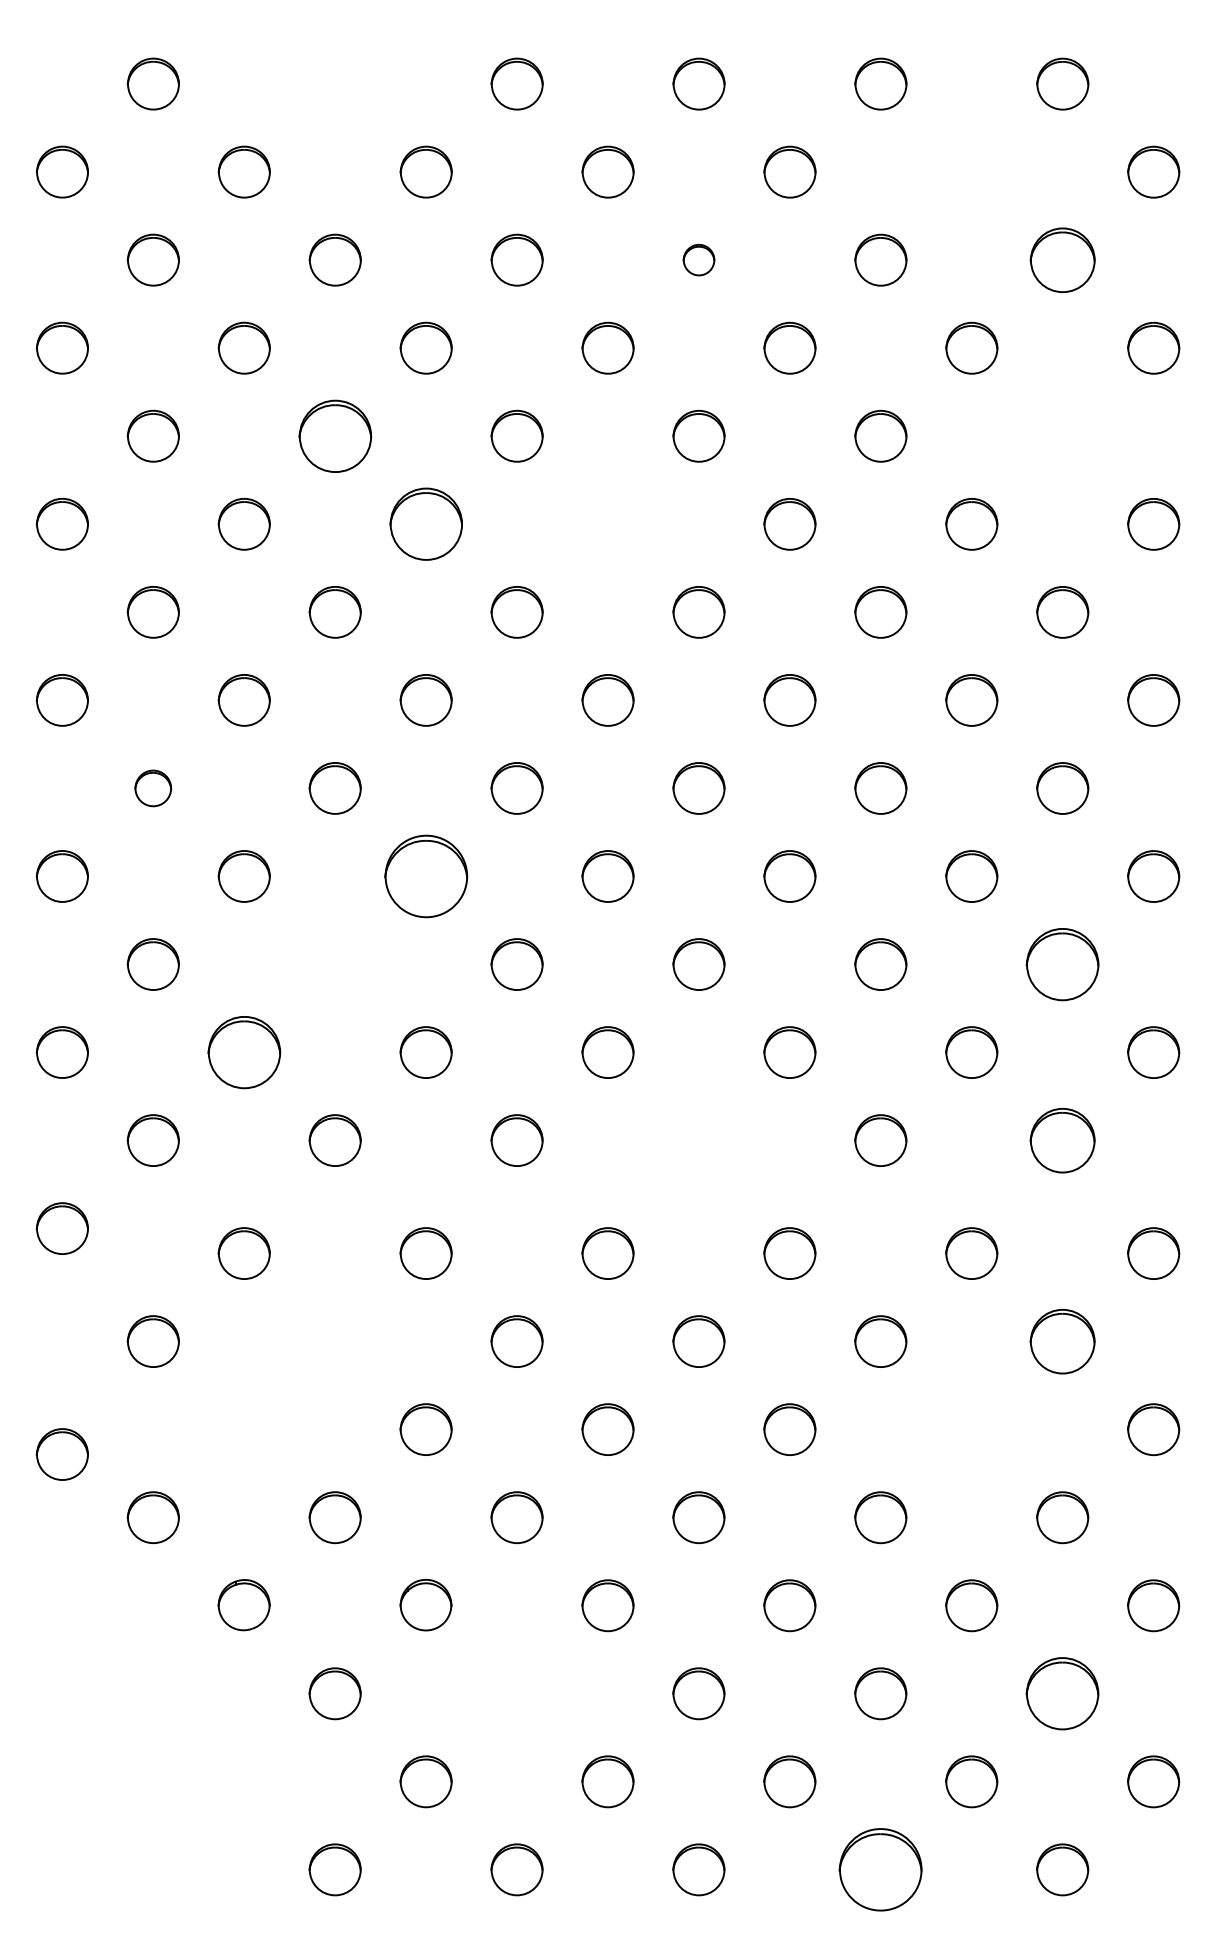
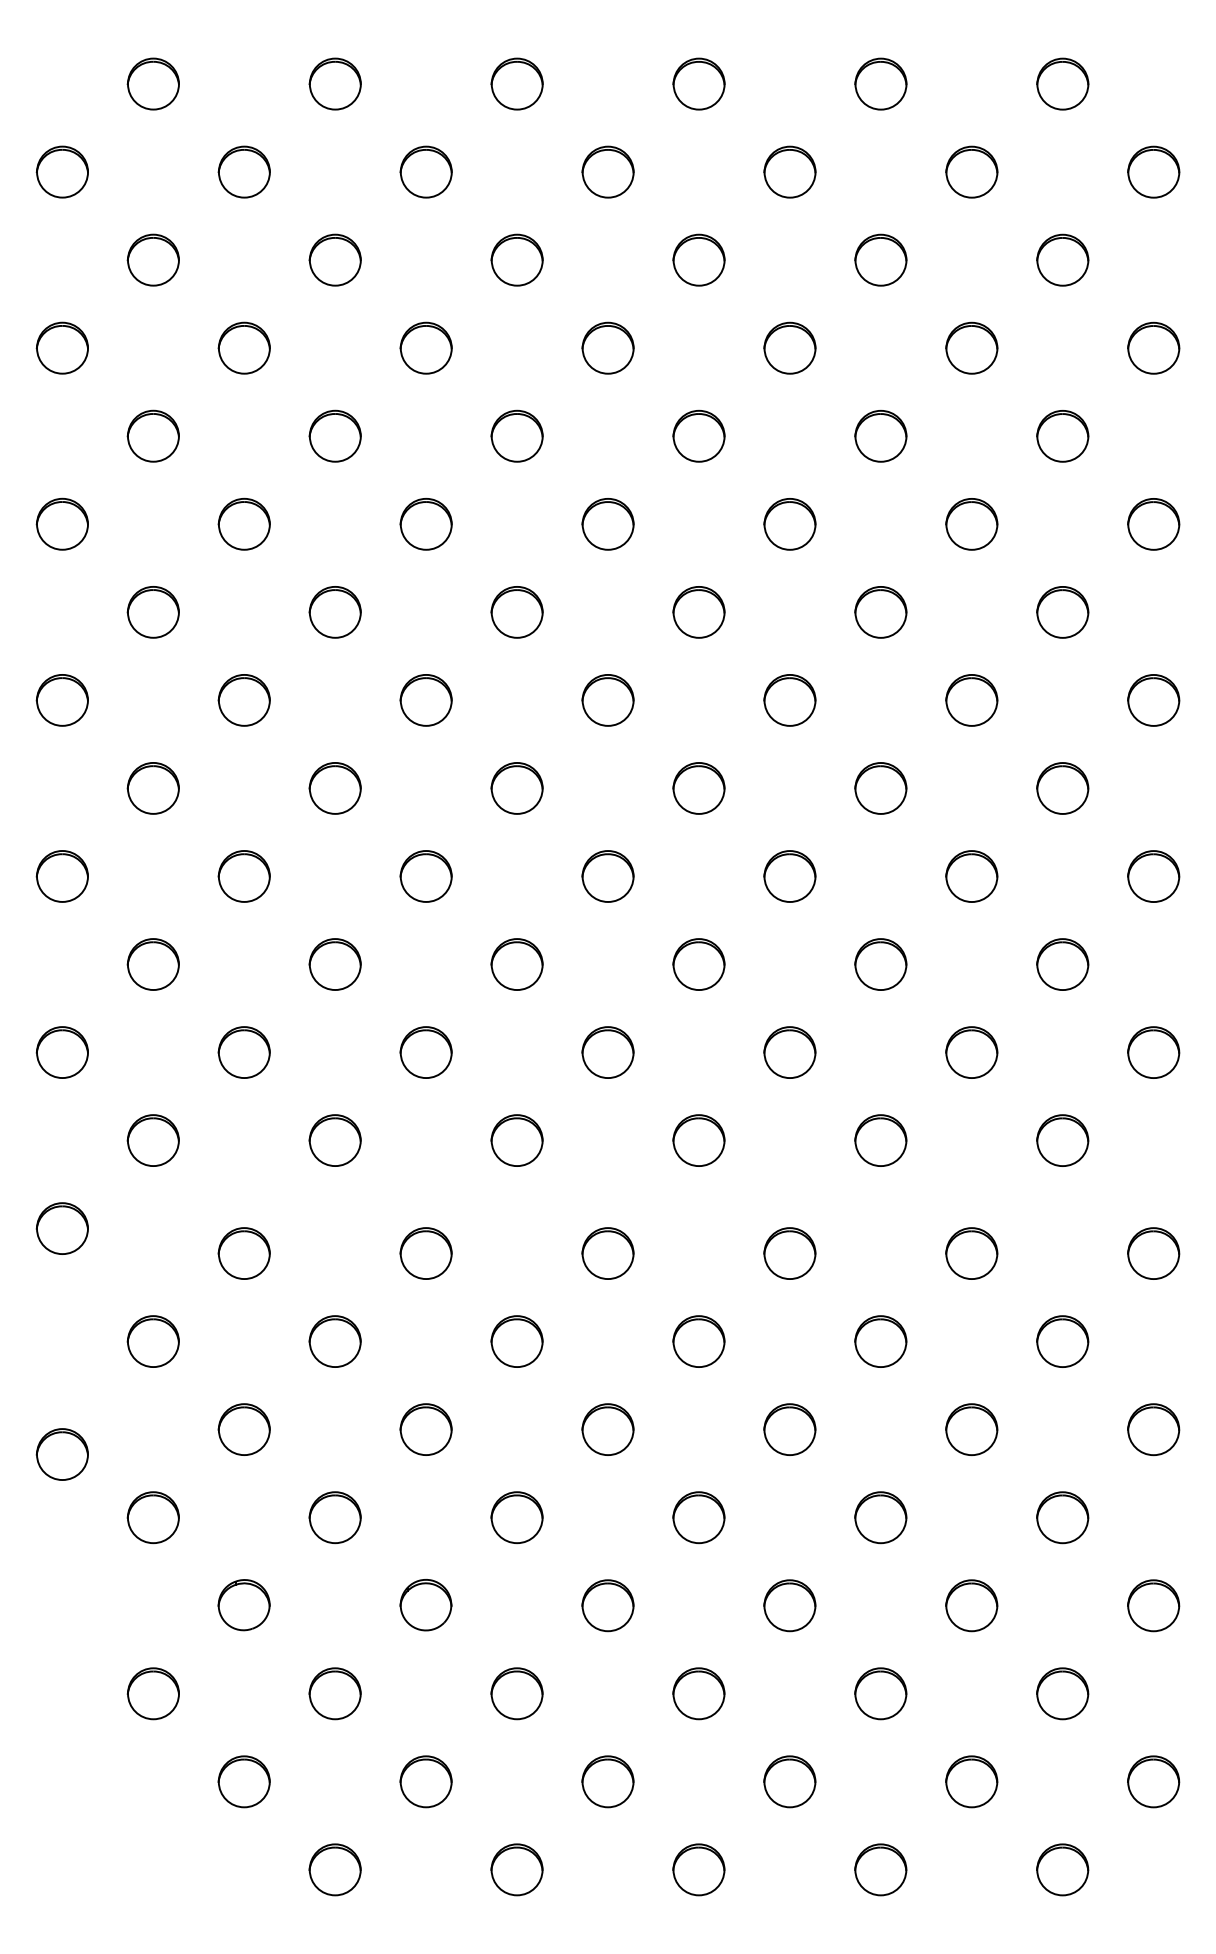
part: none -> present (334, 83)
part: none -> present (971, 171)
part size: 67x66 px -> 54x54 px (1062, 259)
part size: 34x33 px -> 54x54 px (698, 259)
part size: 75x74 px -> 54x54 px (334, 435)
part: none -> present (1062, 436)
part size: 74x74 px -> 54x53 px (425, 524)
part: none -> present (607, 524)
part size: 39x39 px -> 54x53 px (152, 788)
part size: 85x85 px -> 54x53 px (425, 876)
part: none -> present (334, 964)
part size: 75x74 px -> 54x53 px (1062, 964)
part size: 75x74 px -> 54x53 px (243, 1052)
part: none -> present (698, 1140)
part size: 67x66 px -> 54x53 px (1062, 1140)
part: none -> present (334, 1341)
part size: 67x67 px -> 54x53 px (1062, 1341)
part: none -> present (243, 1429)
part: none -> present (971, 1429)
part: none -> present (152, 1693)
part: none -> present (516, 1693)
part size: 75x74 px -> 54x54 px (1062, 1693)
part: none -> present (243, 1781)
part size: 85x84 px -> 54x54 px (880, 1869)
